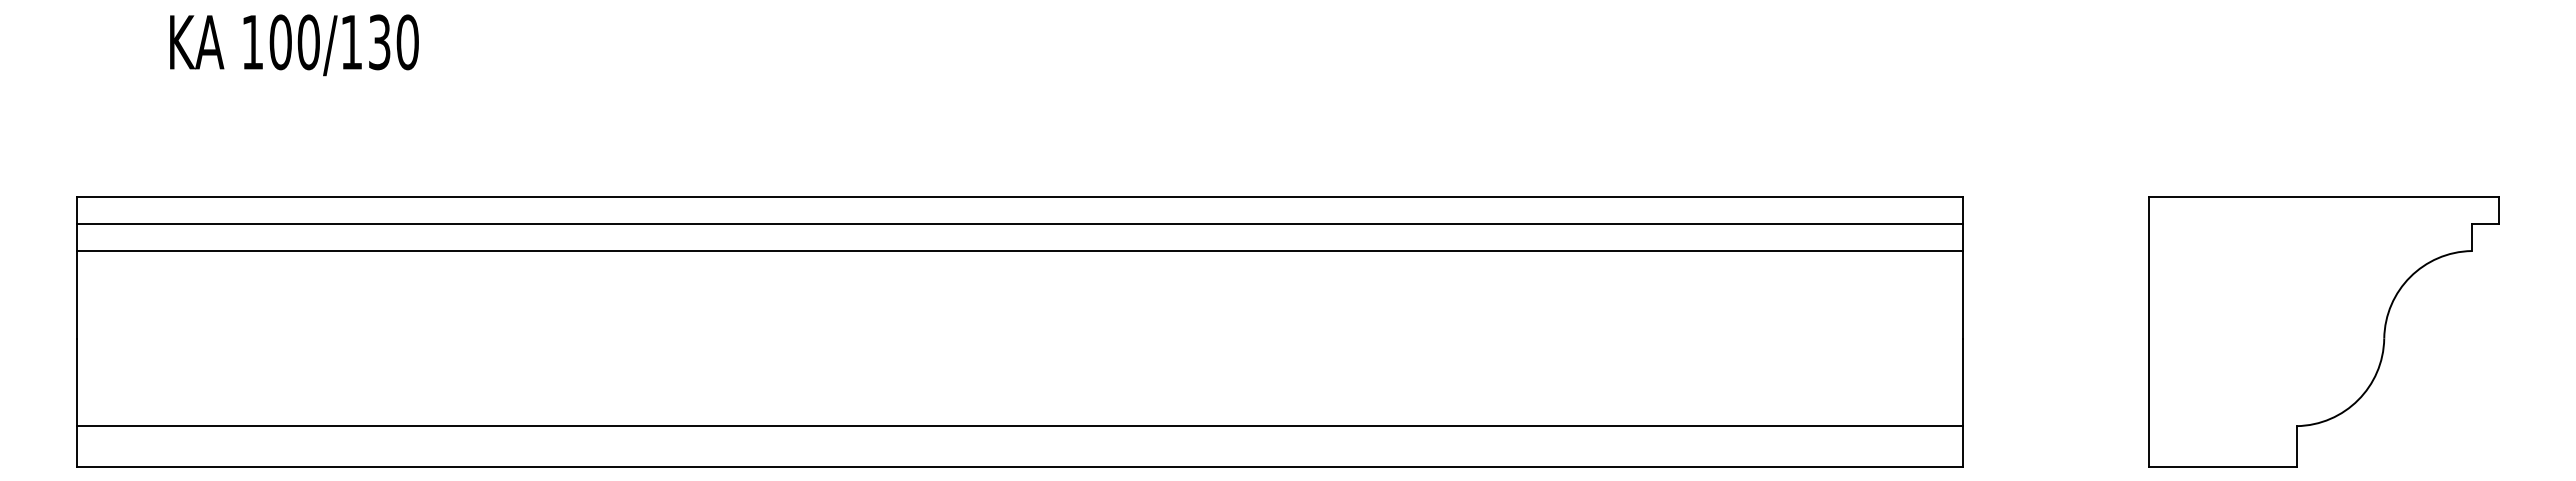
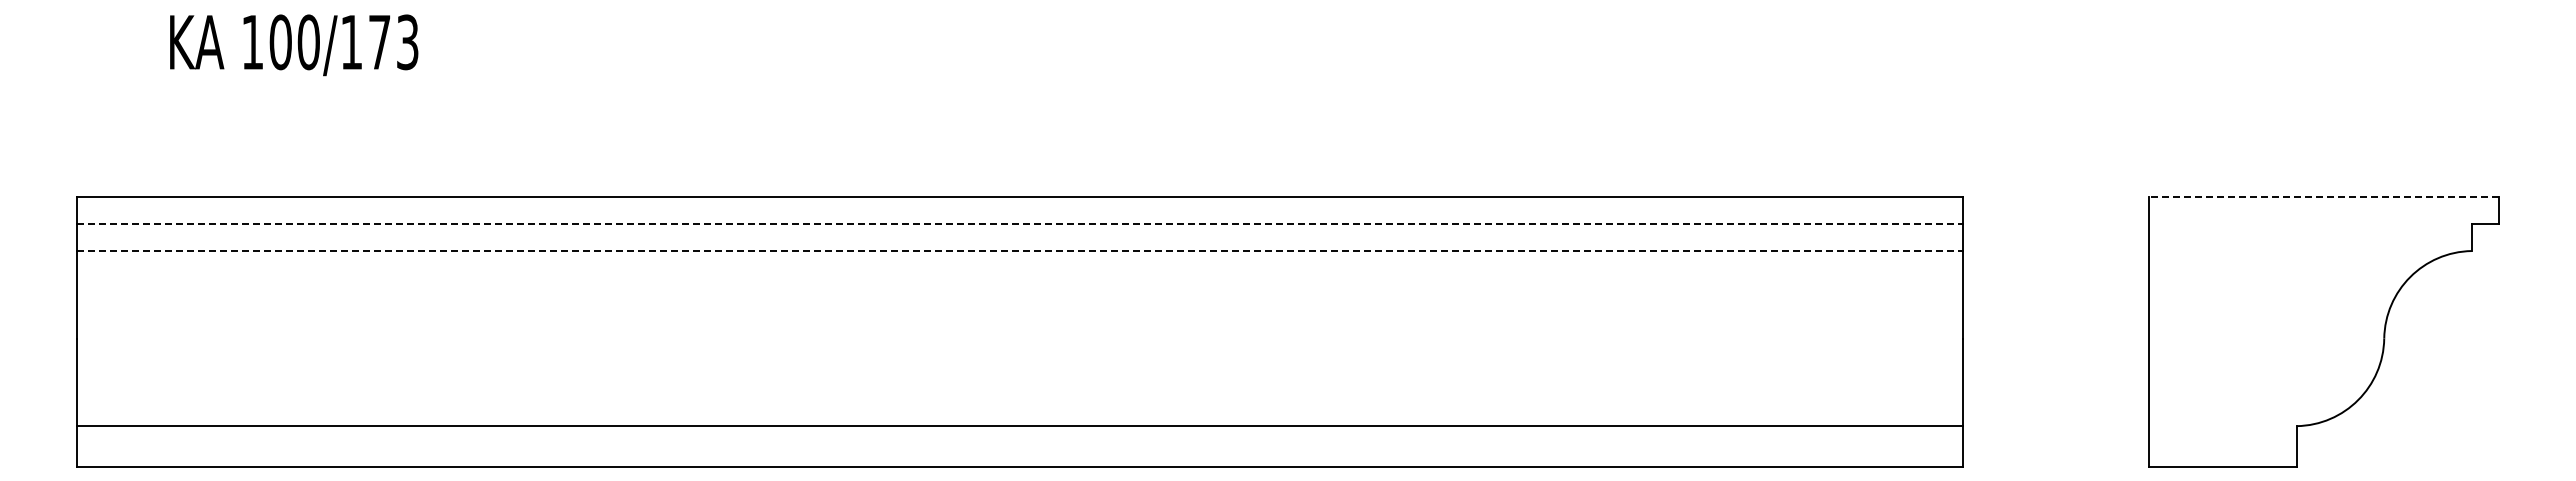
text: 100/130 -> 100/173 (393, 42)
line: solid -> dashed (2323, 197)
line: solid -> dashed (1020, 224)
line: solid -> dashed (1020, 251)
